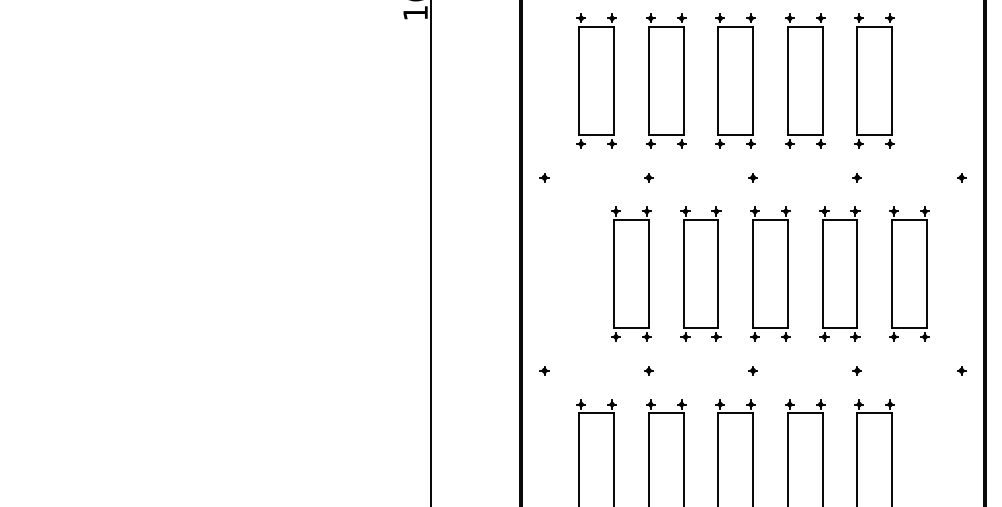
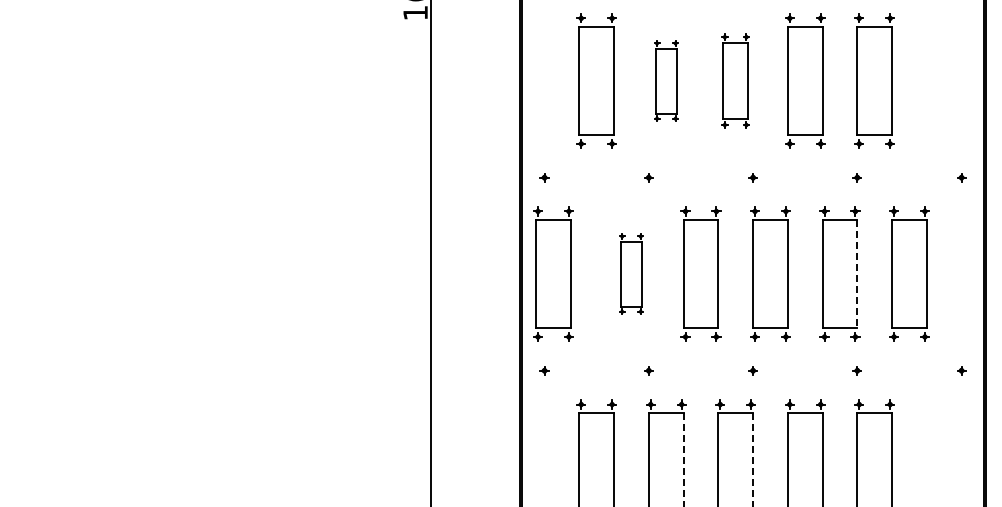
part size: 41x136 px -> 25x82 px (666, 80)
part size: 41x136 px -> 29x96 px (735, 80)
part: none -> present (553, 273)
part size: 41x136 px -> 25x82 px (631, 273)
line: solid -> dashed (857, 274)
line: solid -> dashed (683, 459)
line: solid -> dashed (753, 459)
